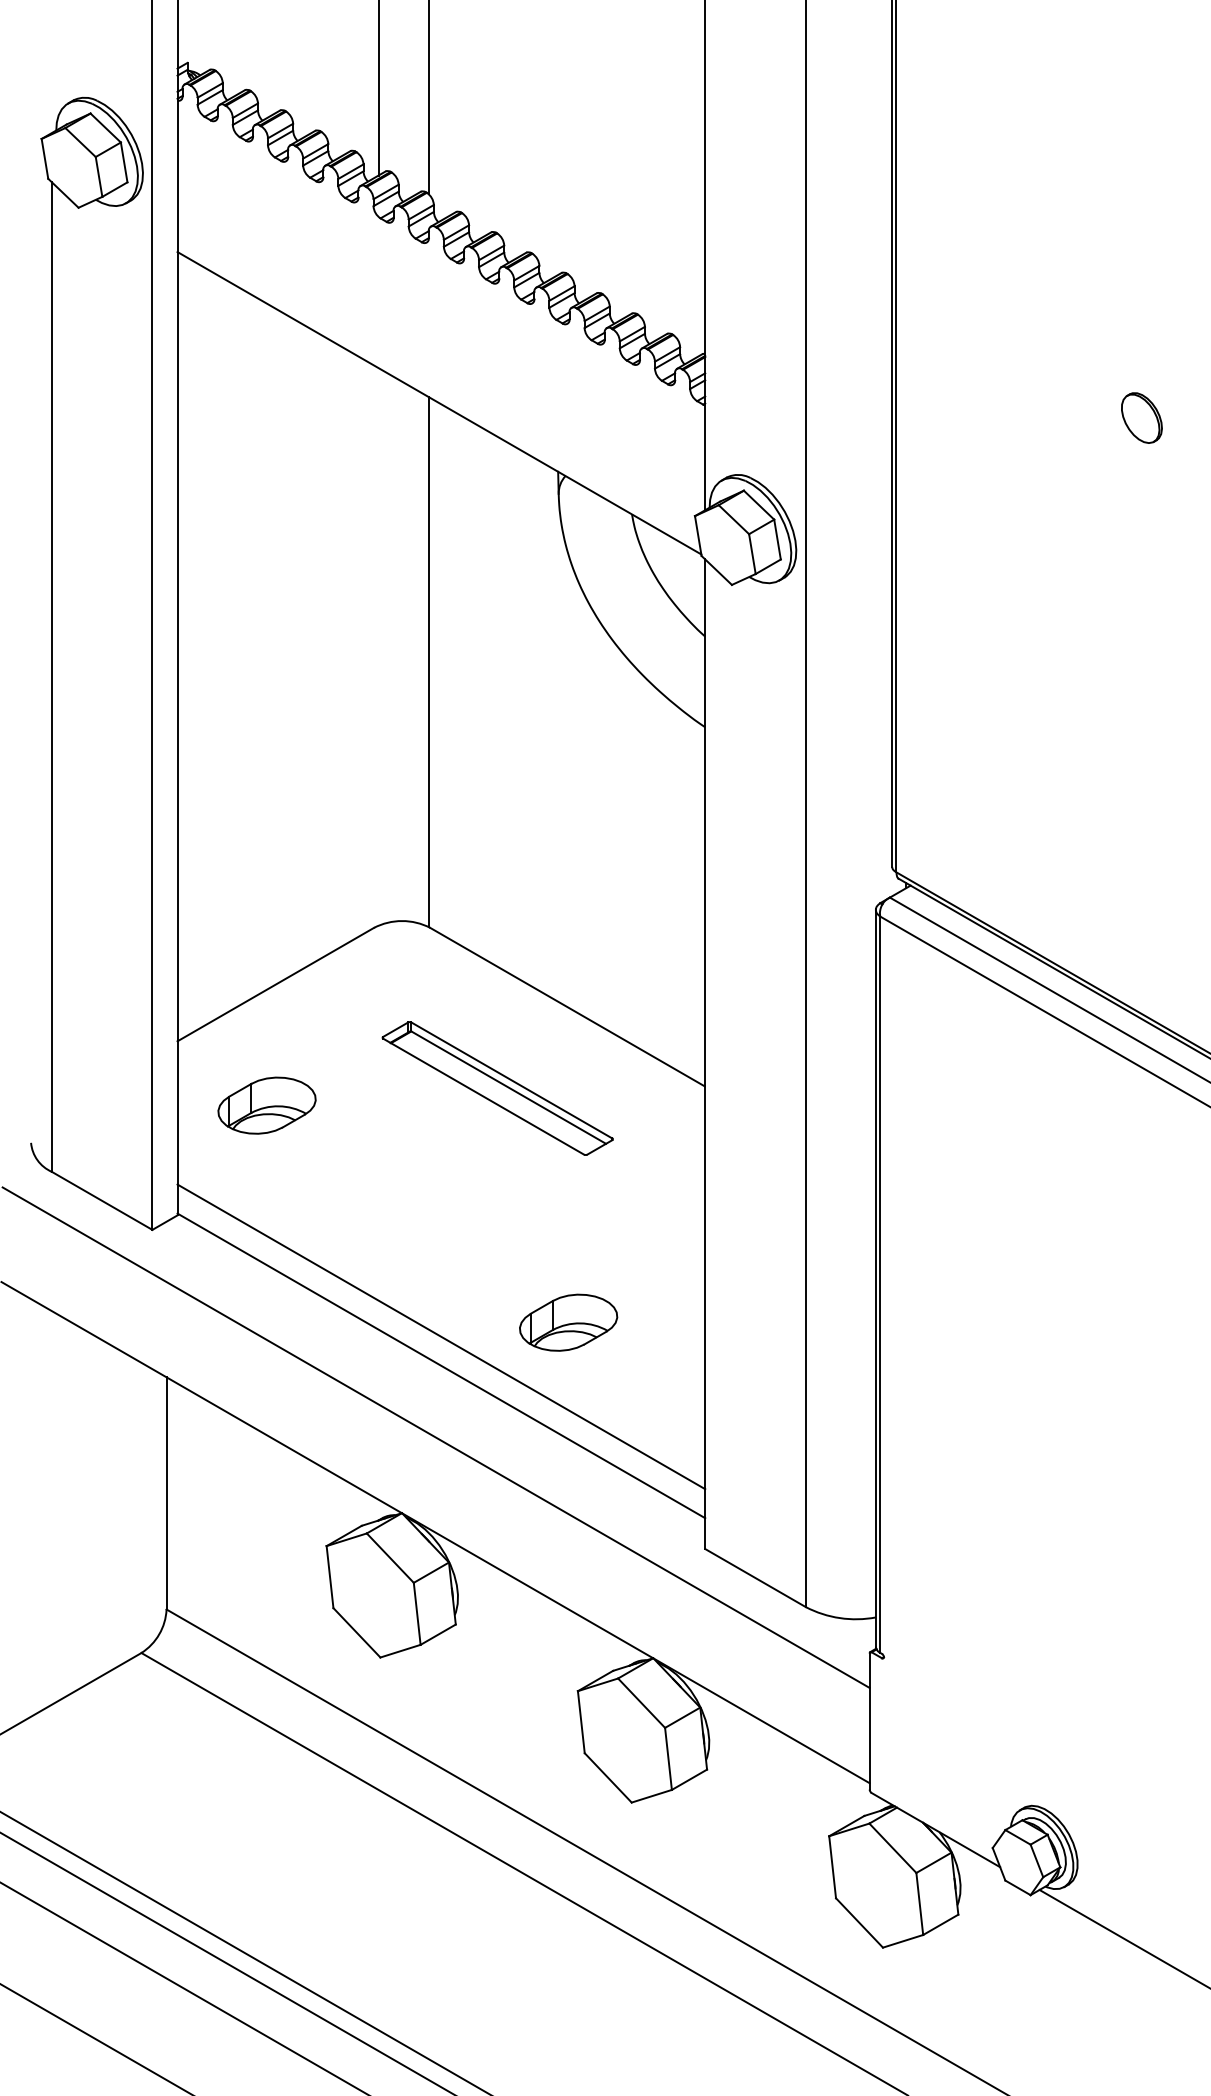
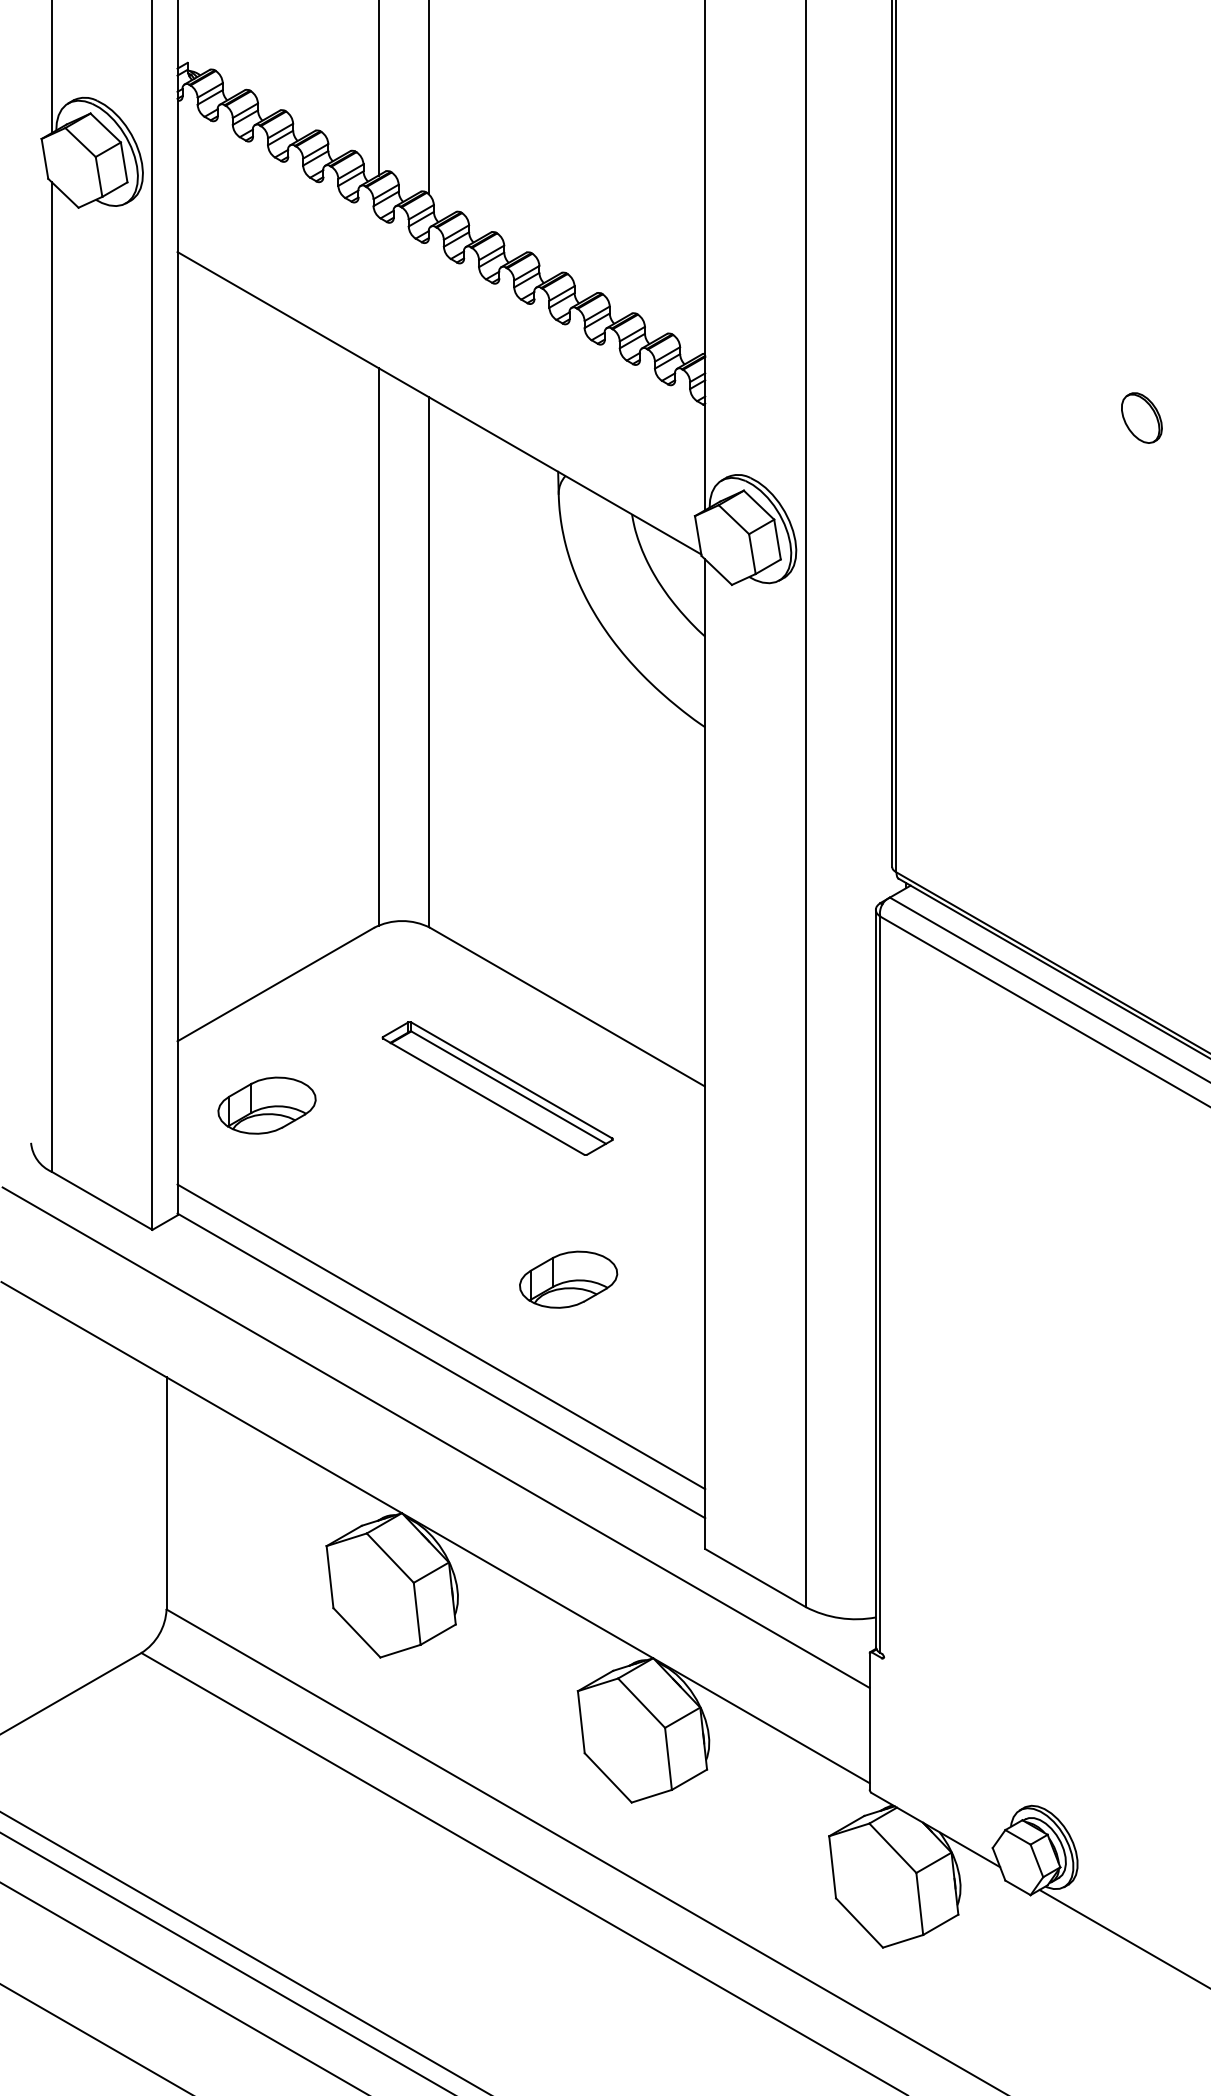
line: none -> present (51, 67)
line: none -> present (378, 646)
part position: (568, 1322) -> (568, 1279) (568, 1279)
